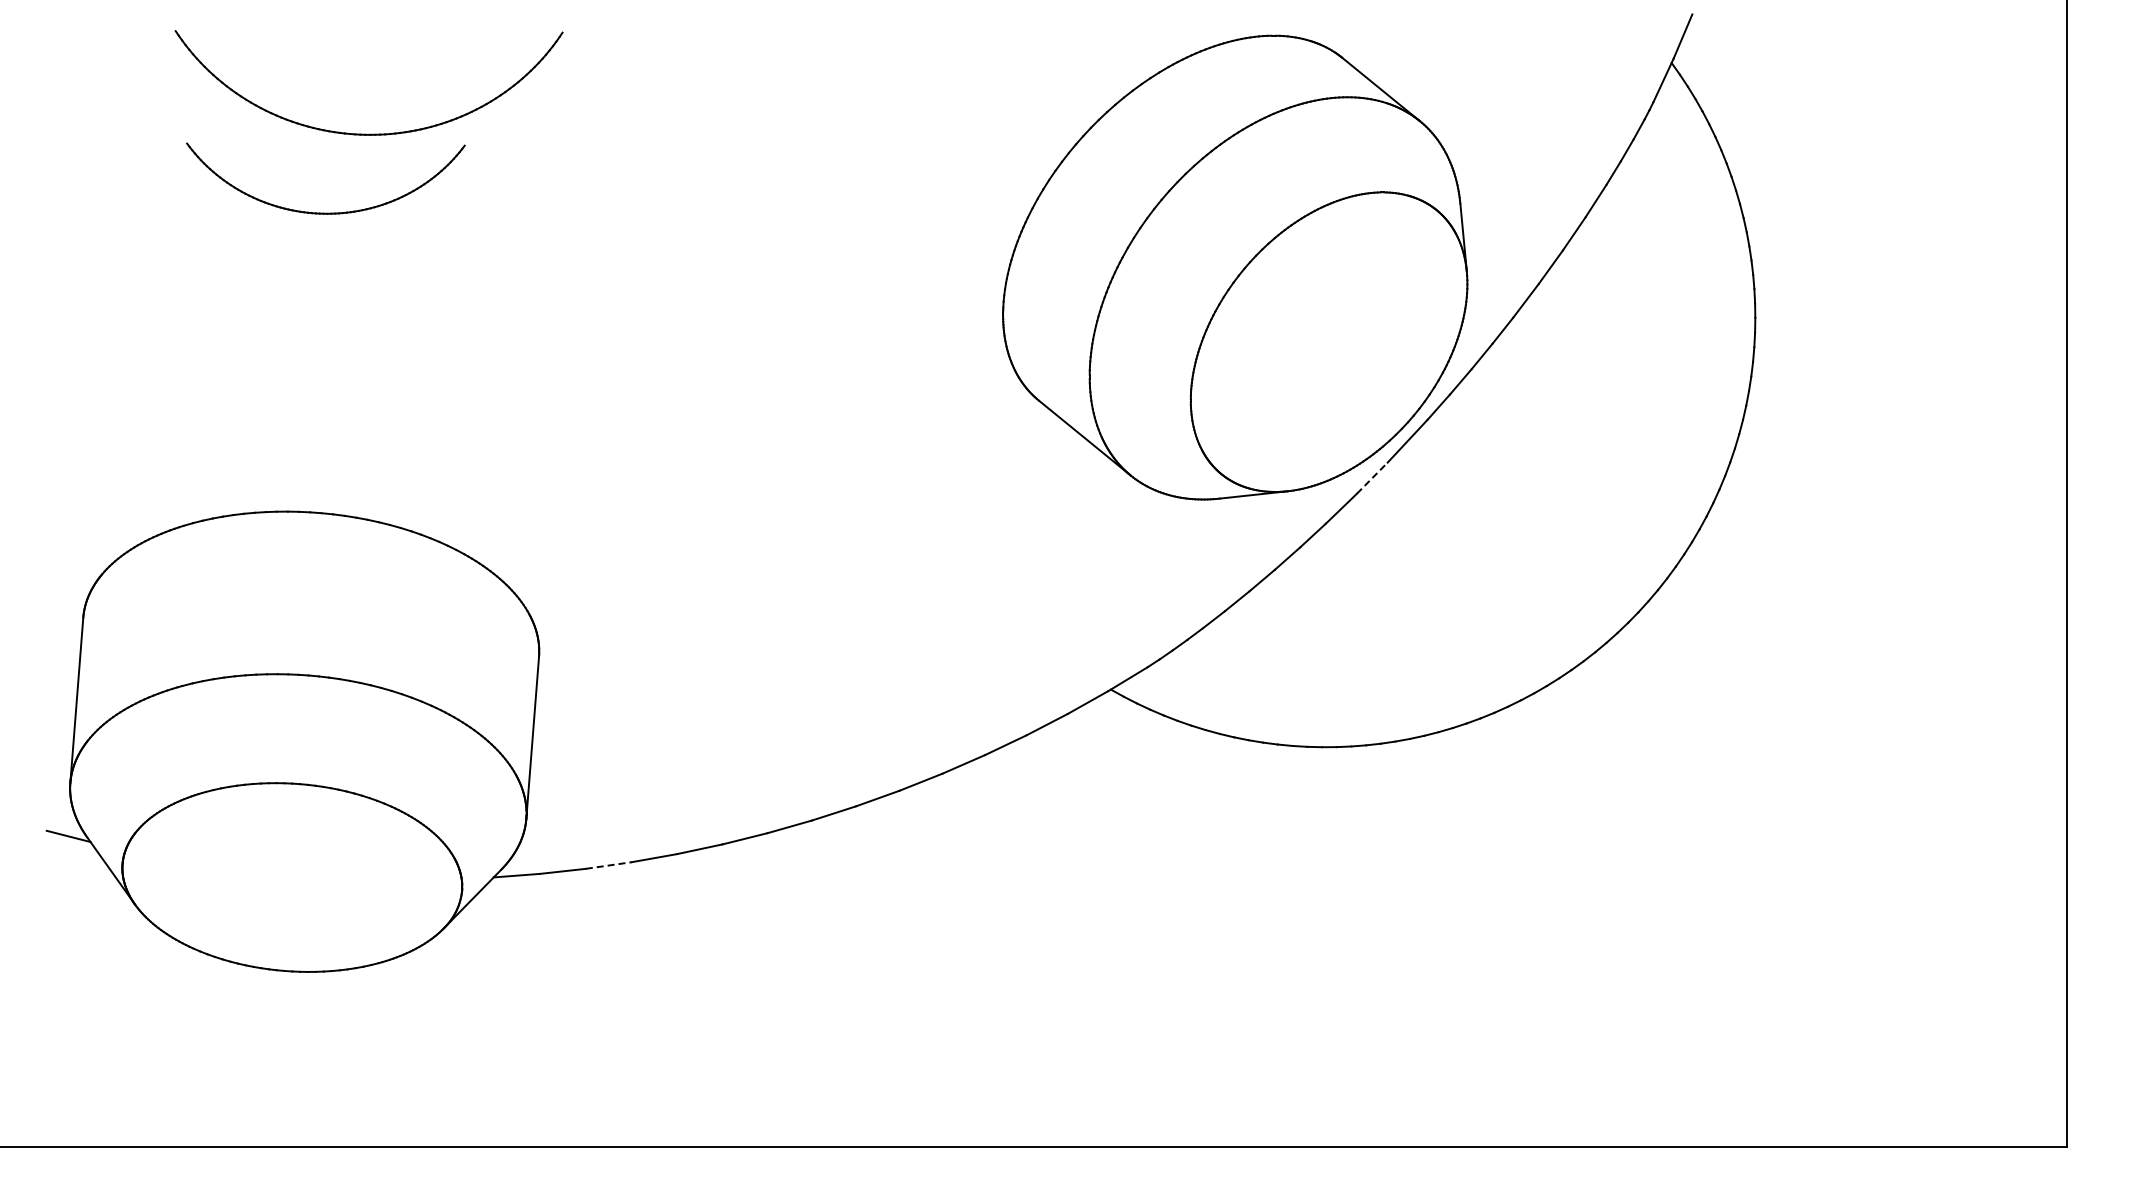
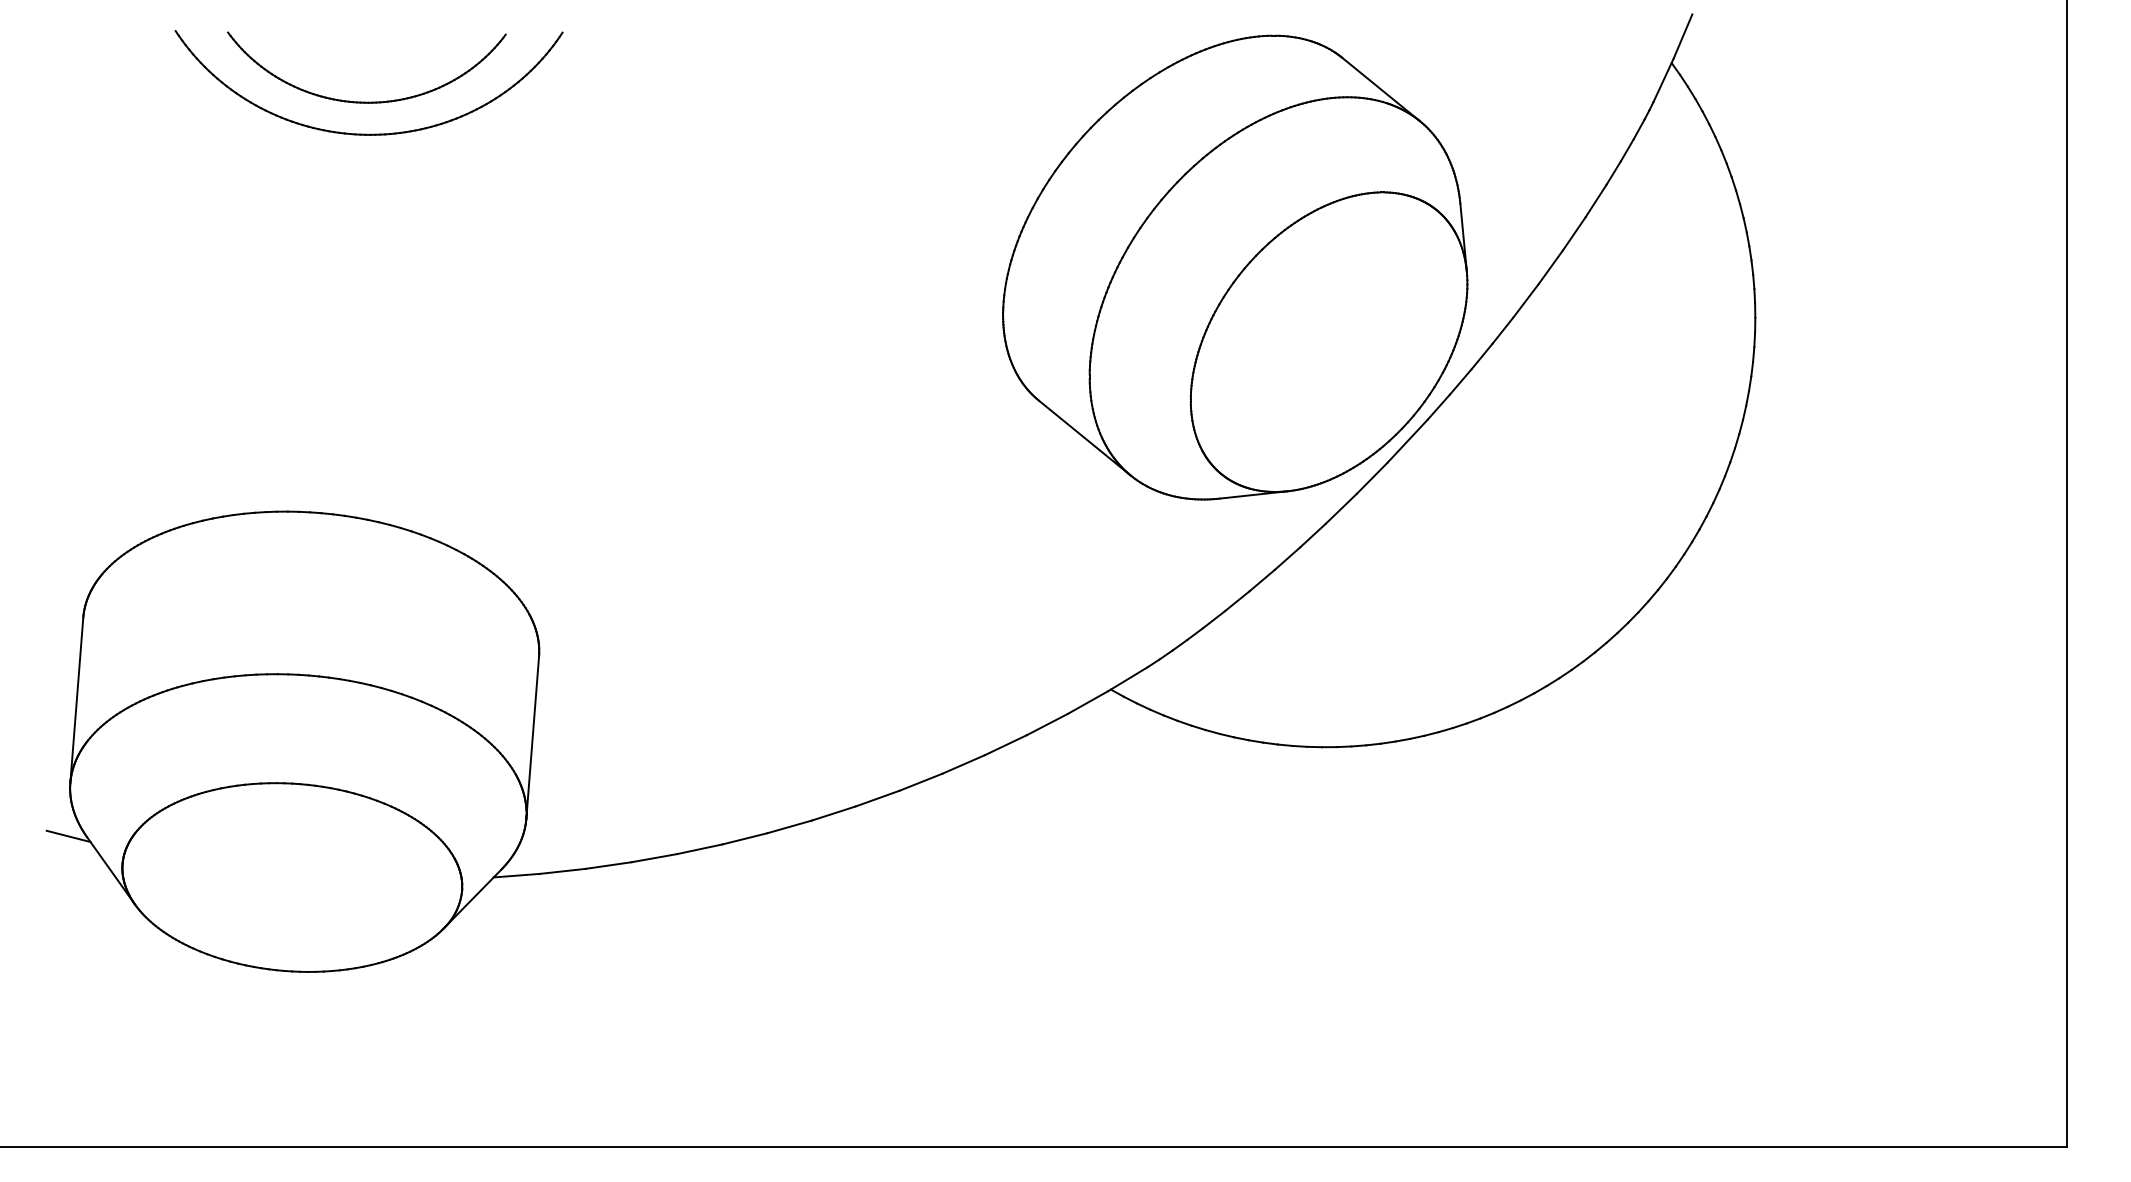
part position: (325, 212) -> (366, 101) (366, 101)
line: dashed -> solid (1372, 478)
line: dashed -> solid (609, 865)
